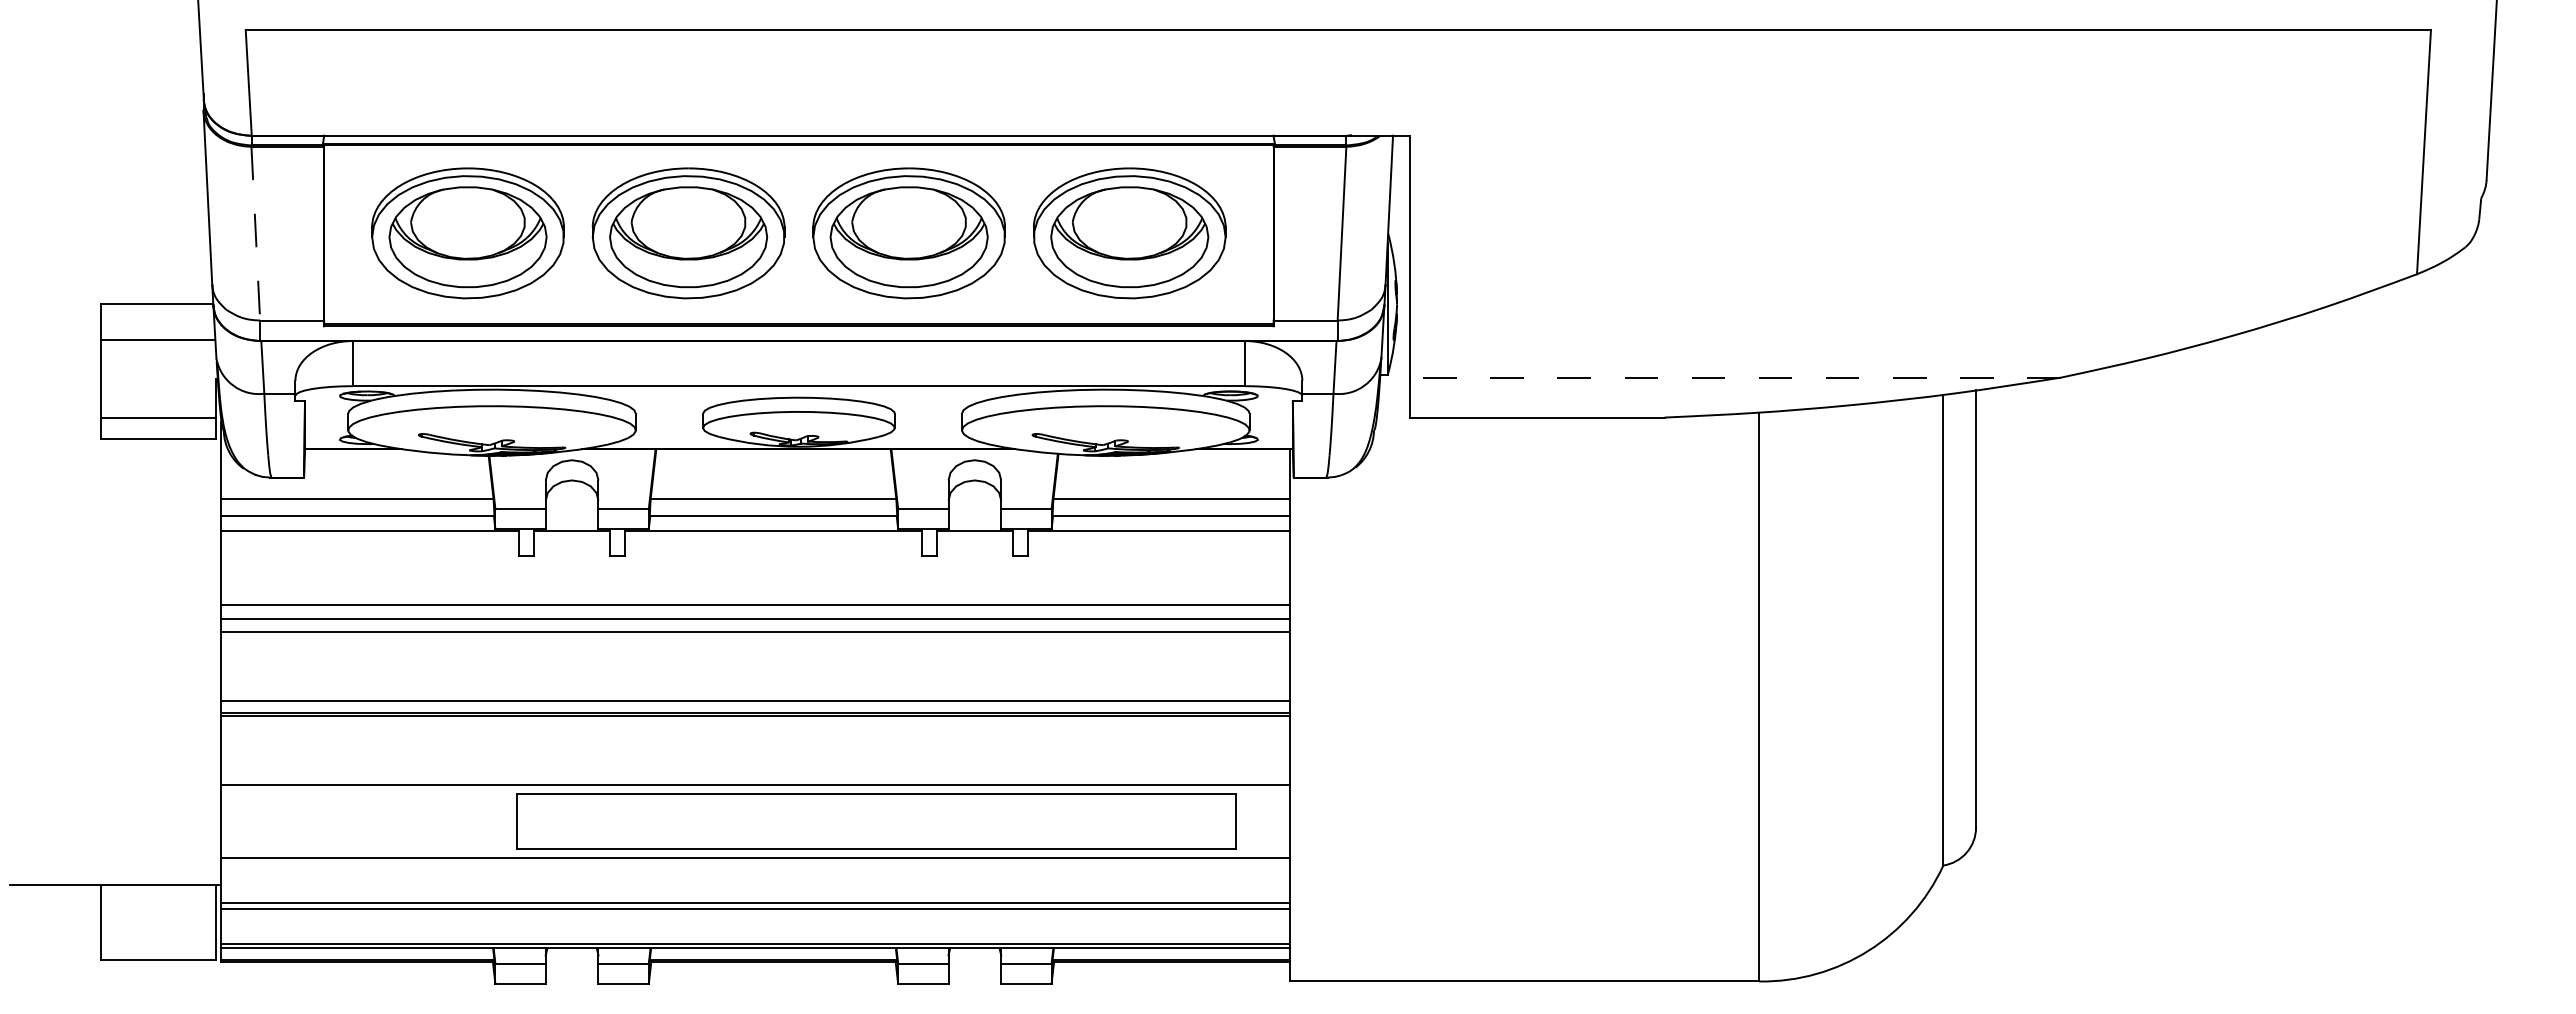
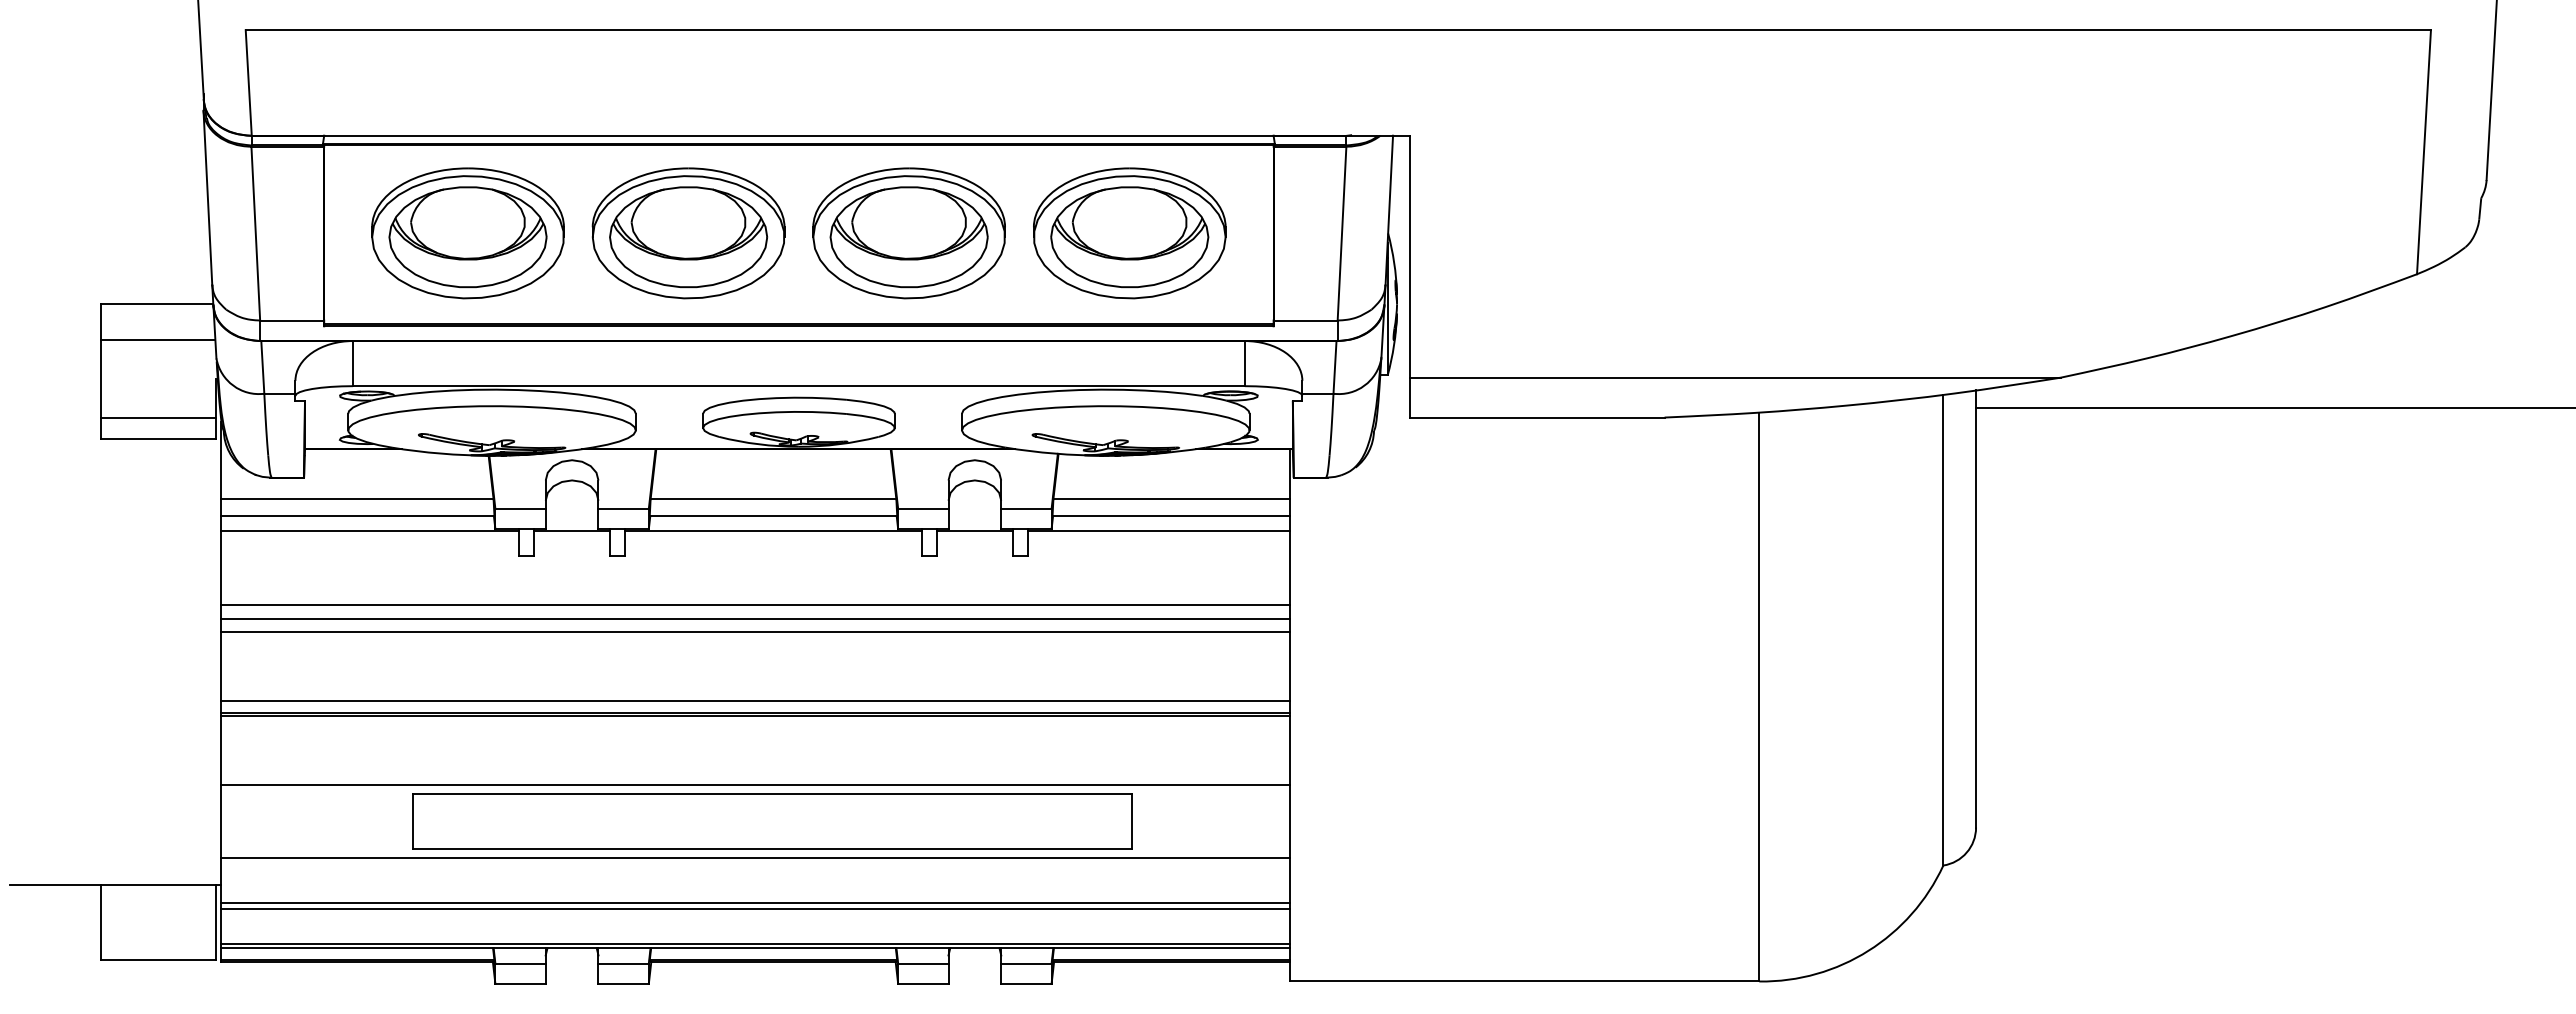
line: dashed -> solid (255, 234)
line: dashed -> solid (1735, 377)
line: none -> present (2274, 408)
part position: (876, 821) -> (772, 821) (772, 821)
